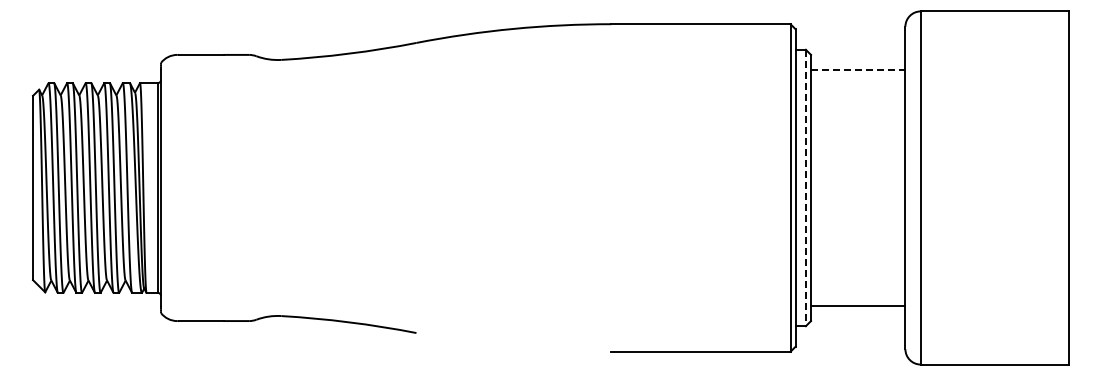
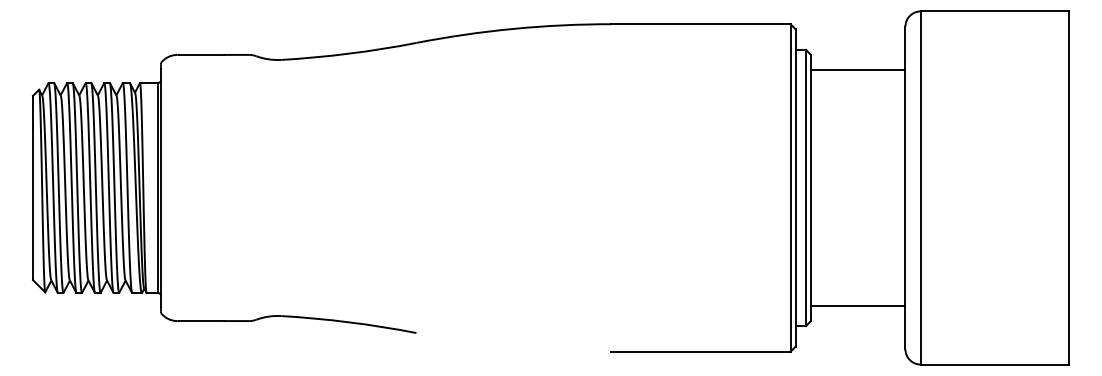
line: dashed -> solid (858, 70)
line: dashed -> solid (805, 188)
